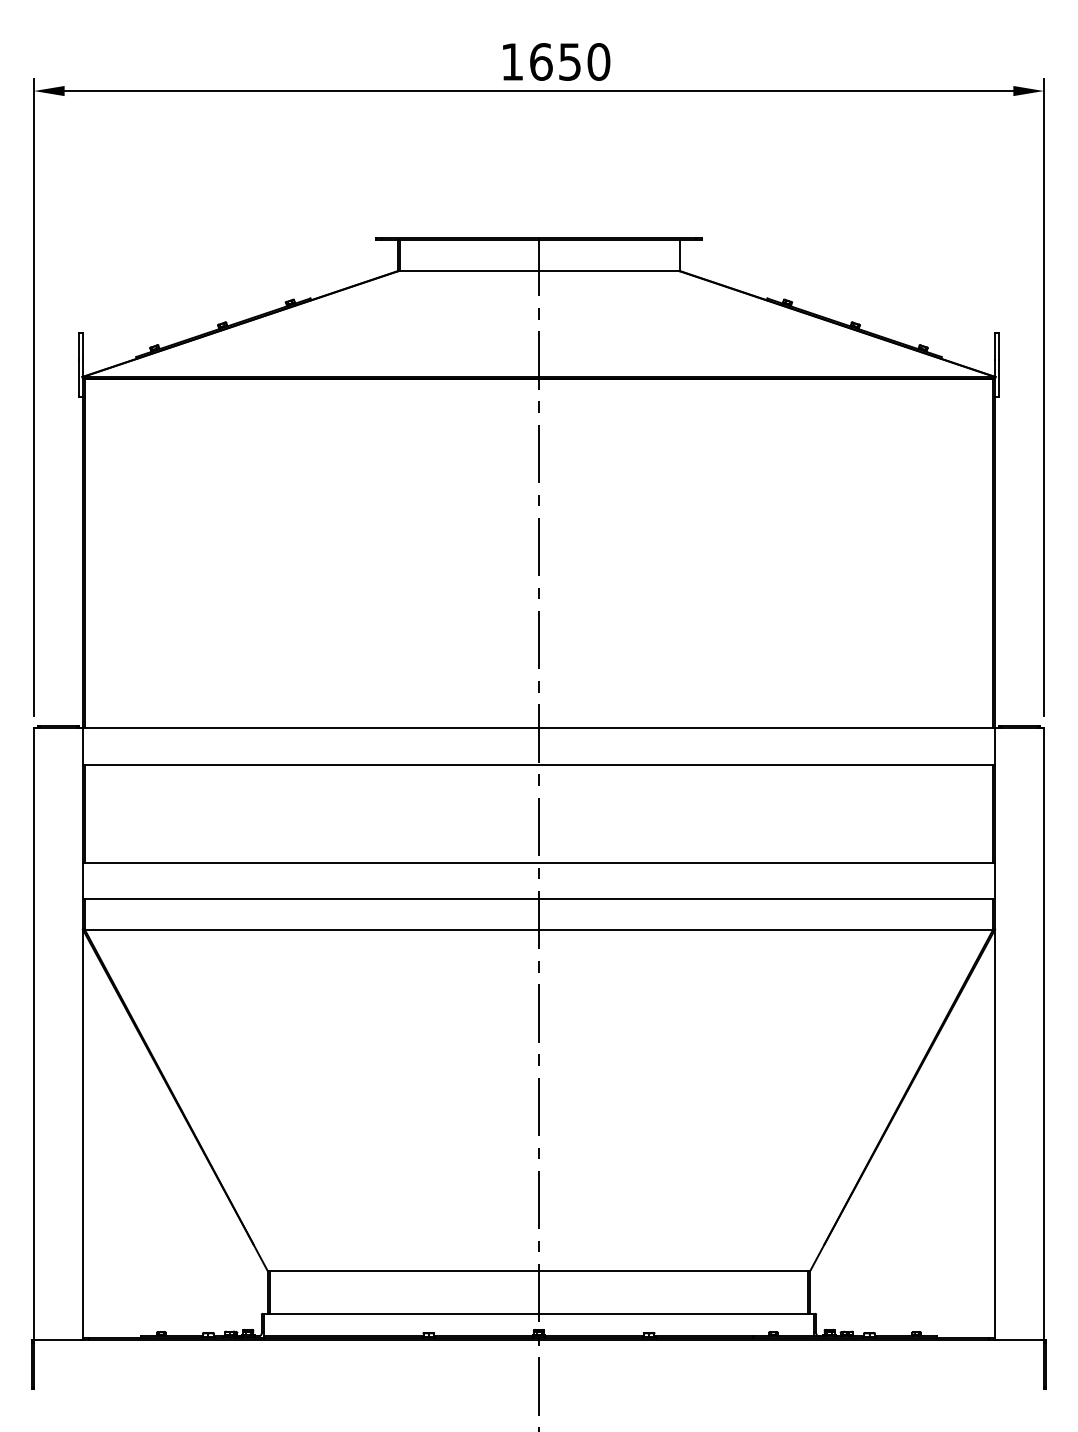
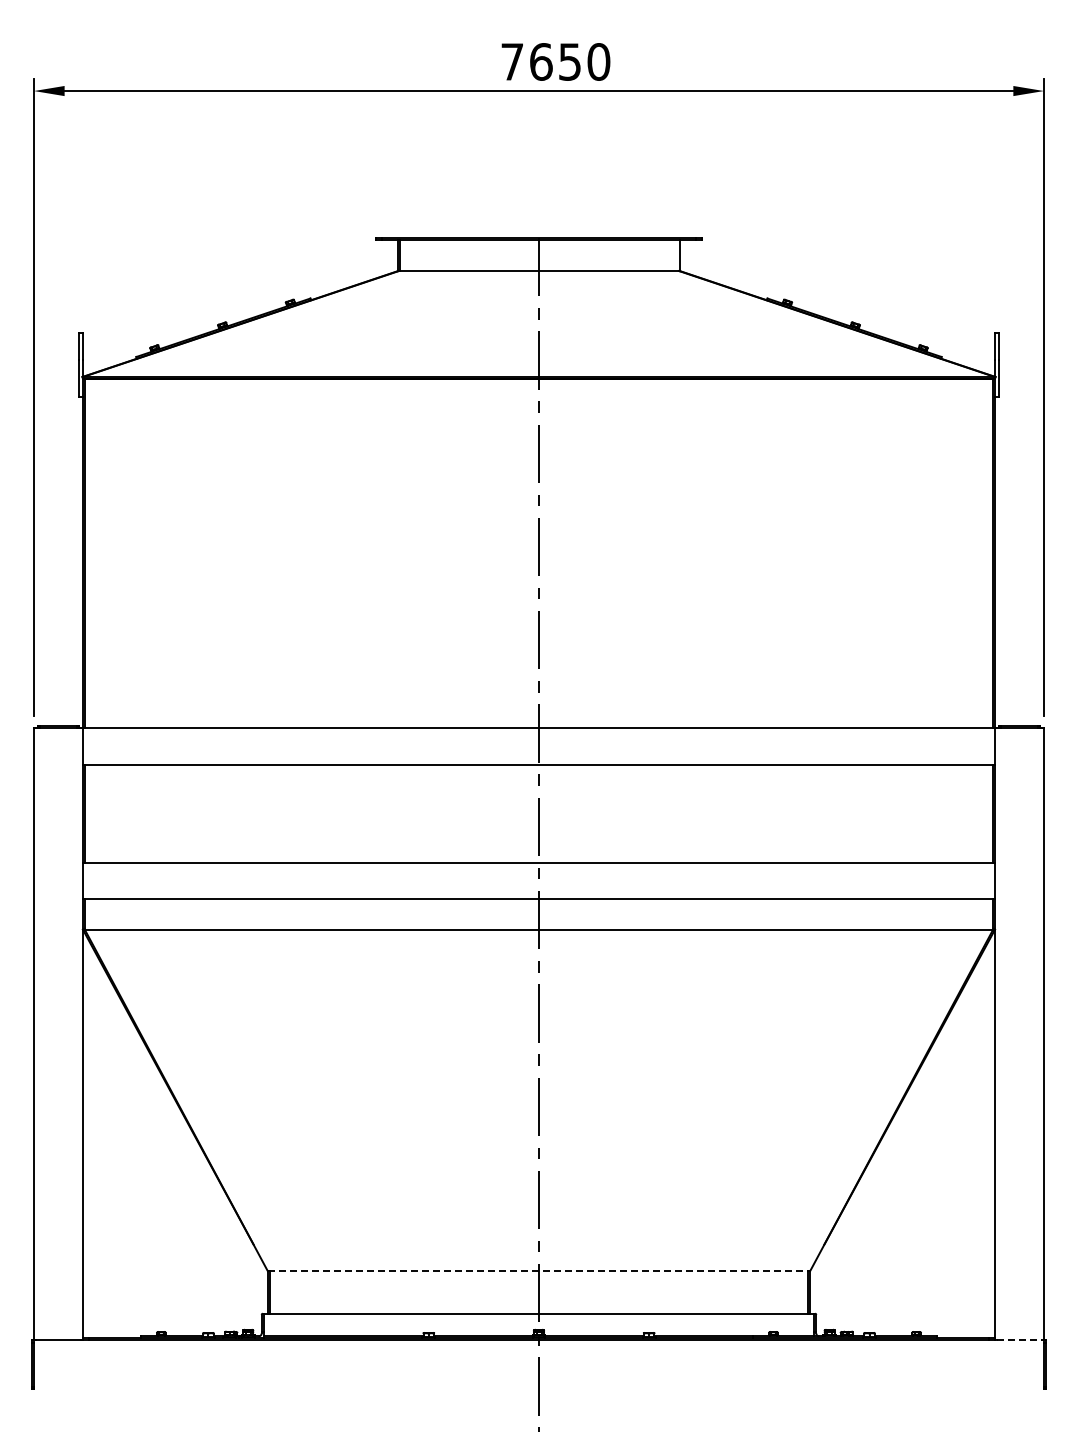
text: 1650 -> 7650 (511, 61)
line: solid -> dashed (539, 1271)
line: solid -> dashed (1019, 1340)
